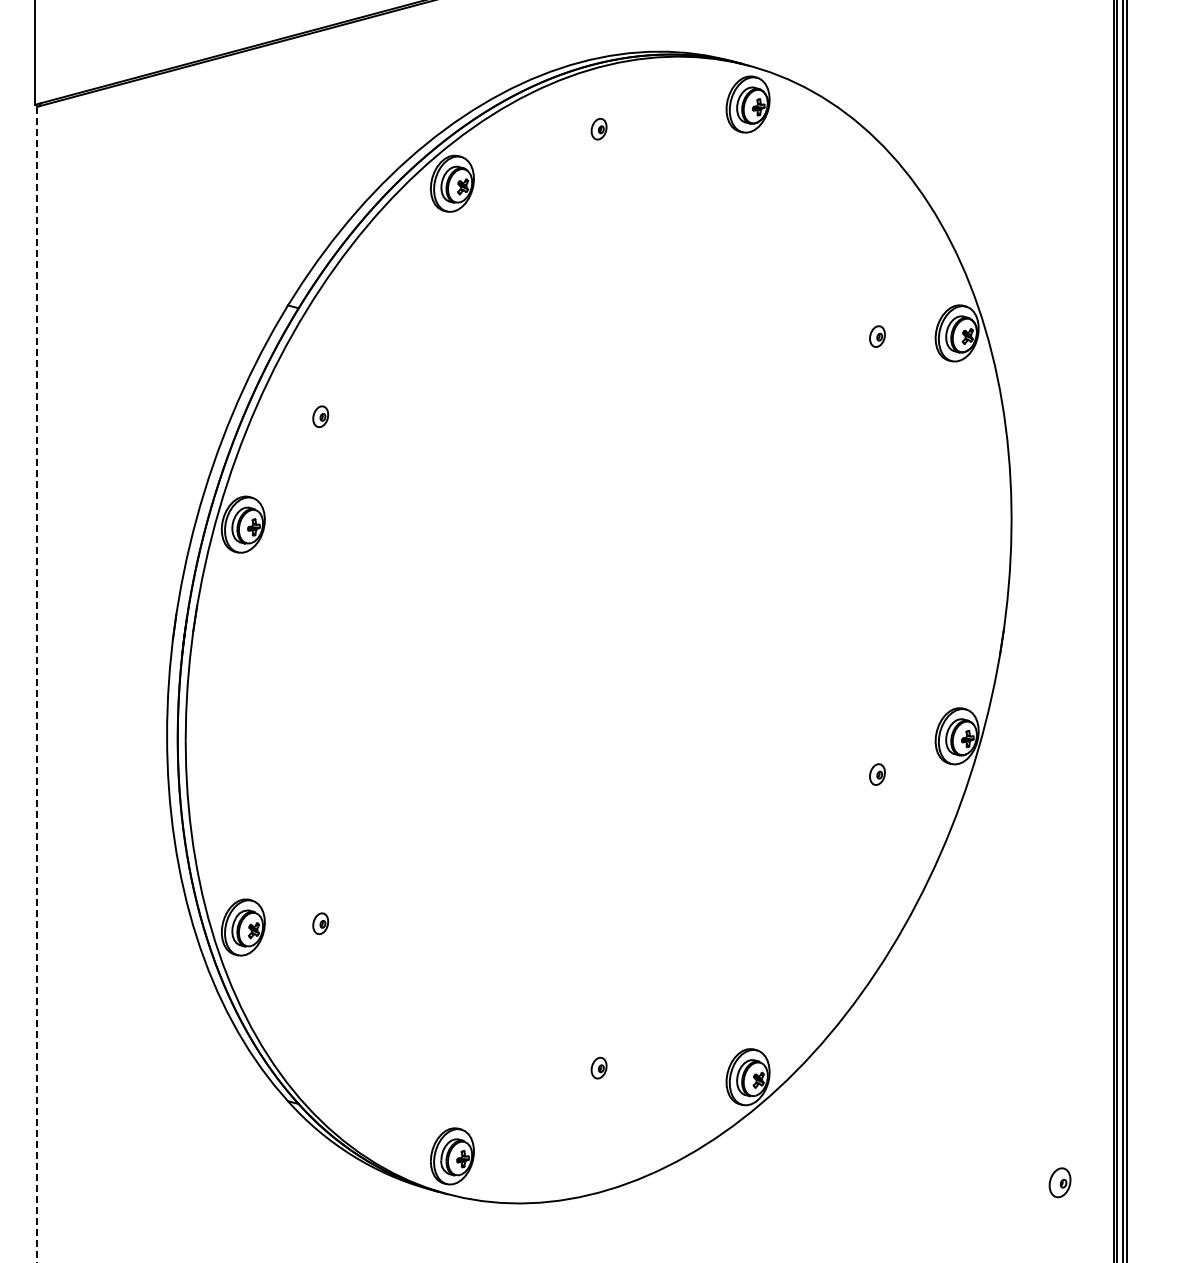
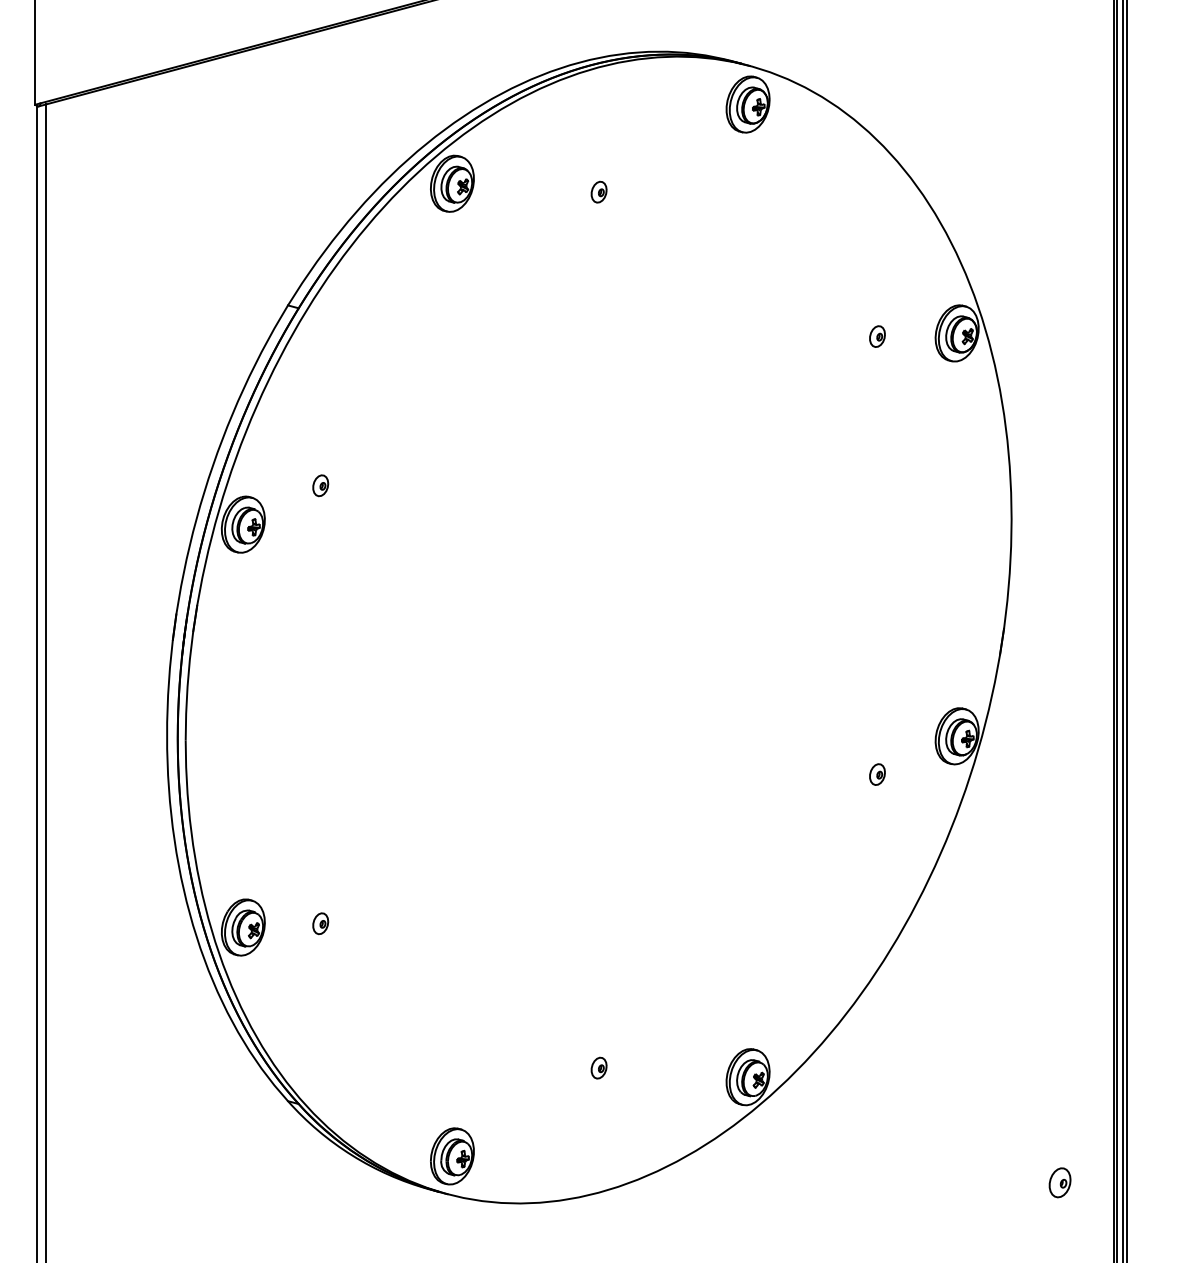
part position: (598, 128) -> (598, 191) (598, 191)
part position: (320, 416) -> (320, 485) (320, 485)
line: none -> present (46, 681)
line: dashed -> solid (37, 683)
